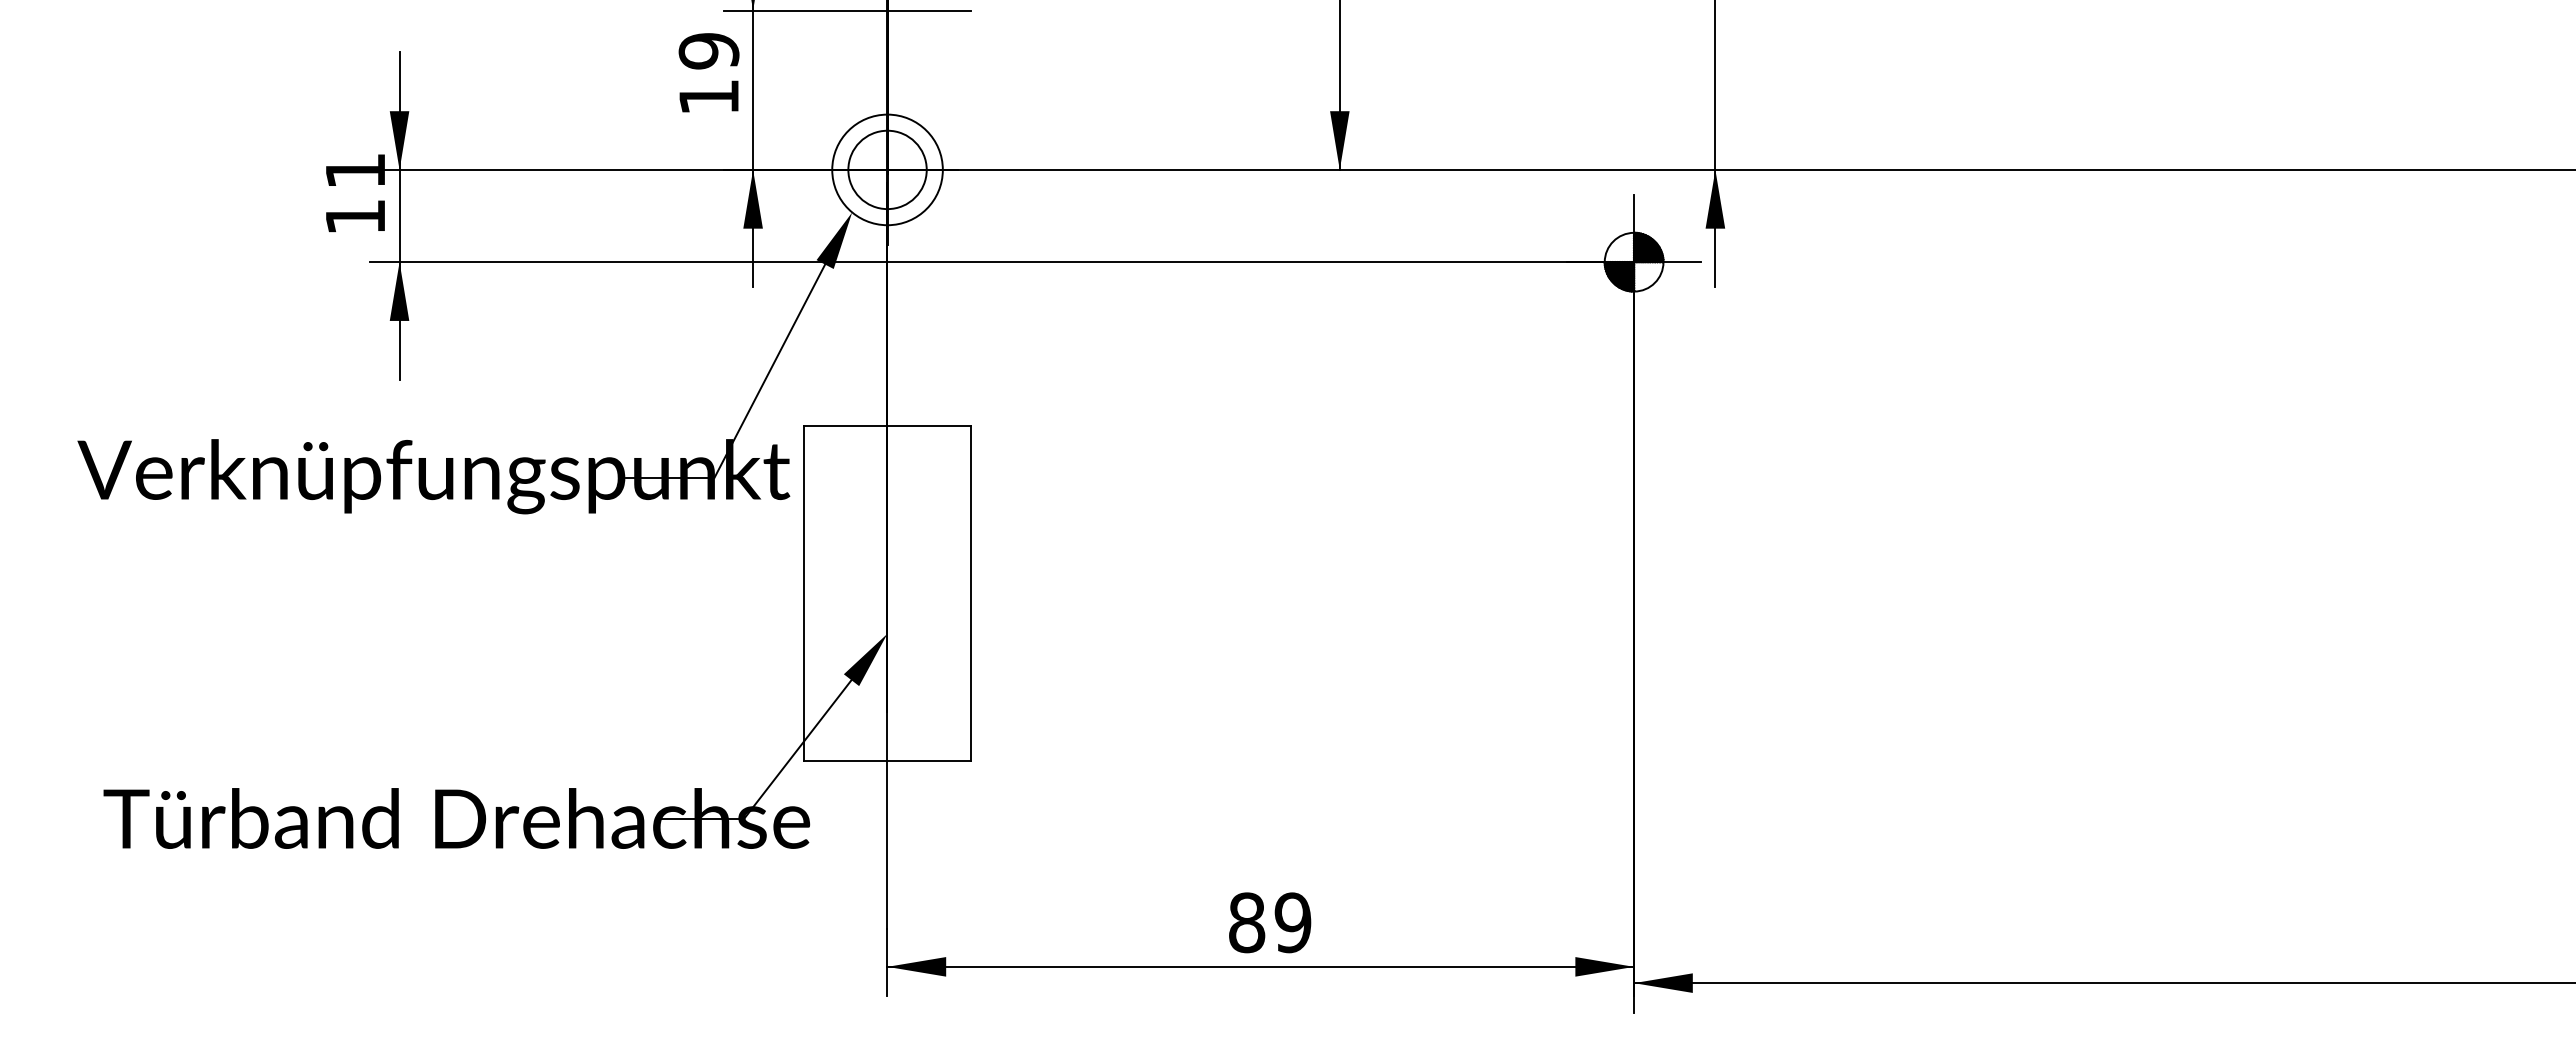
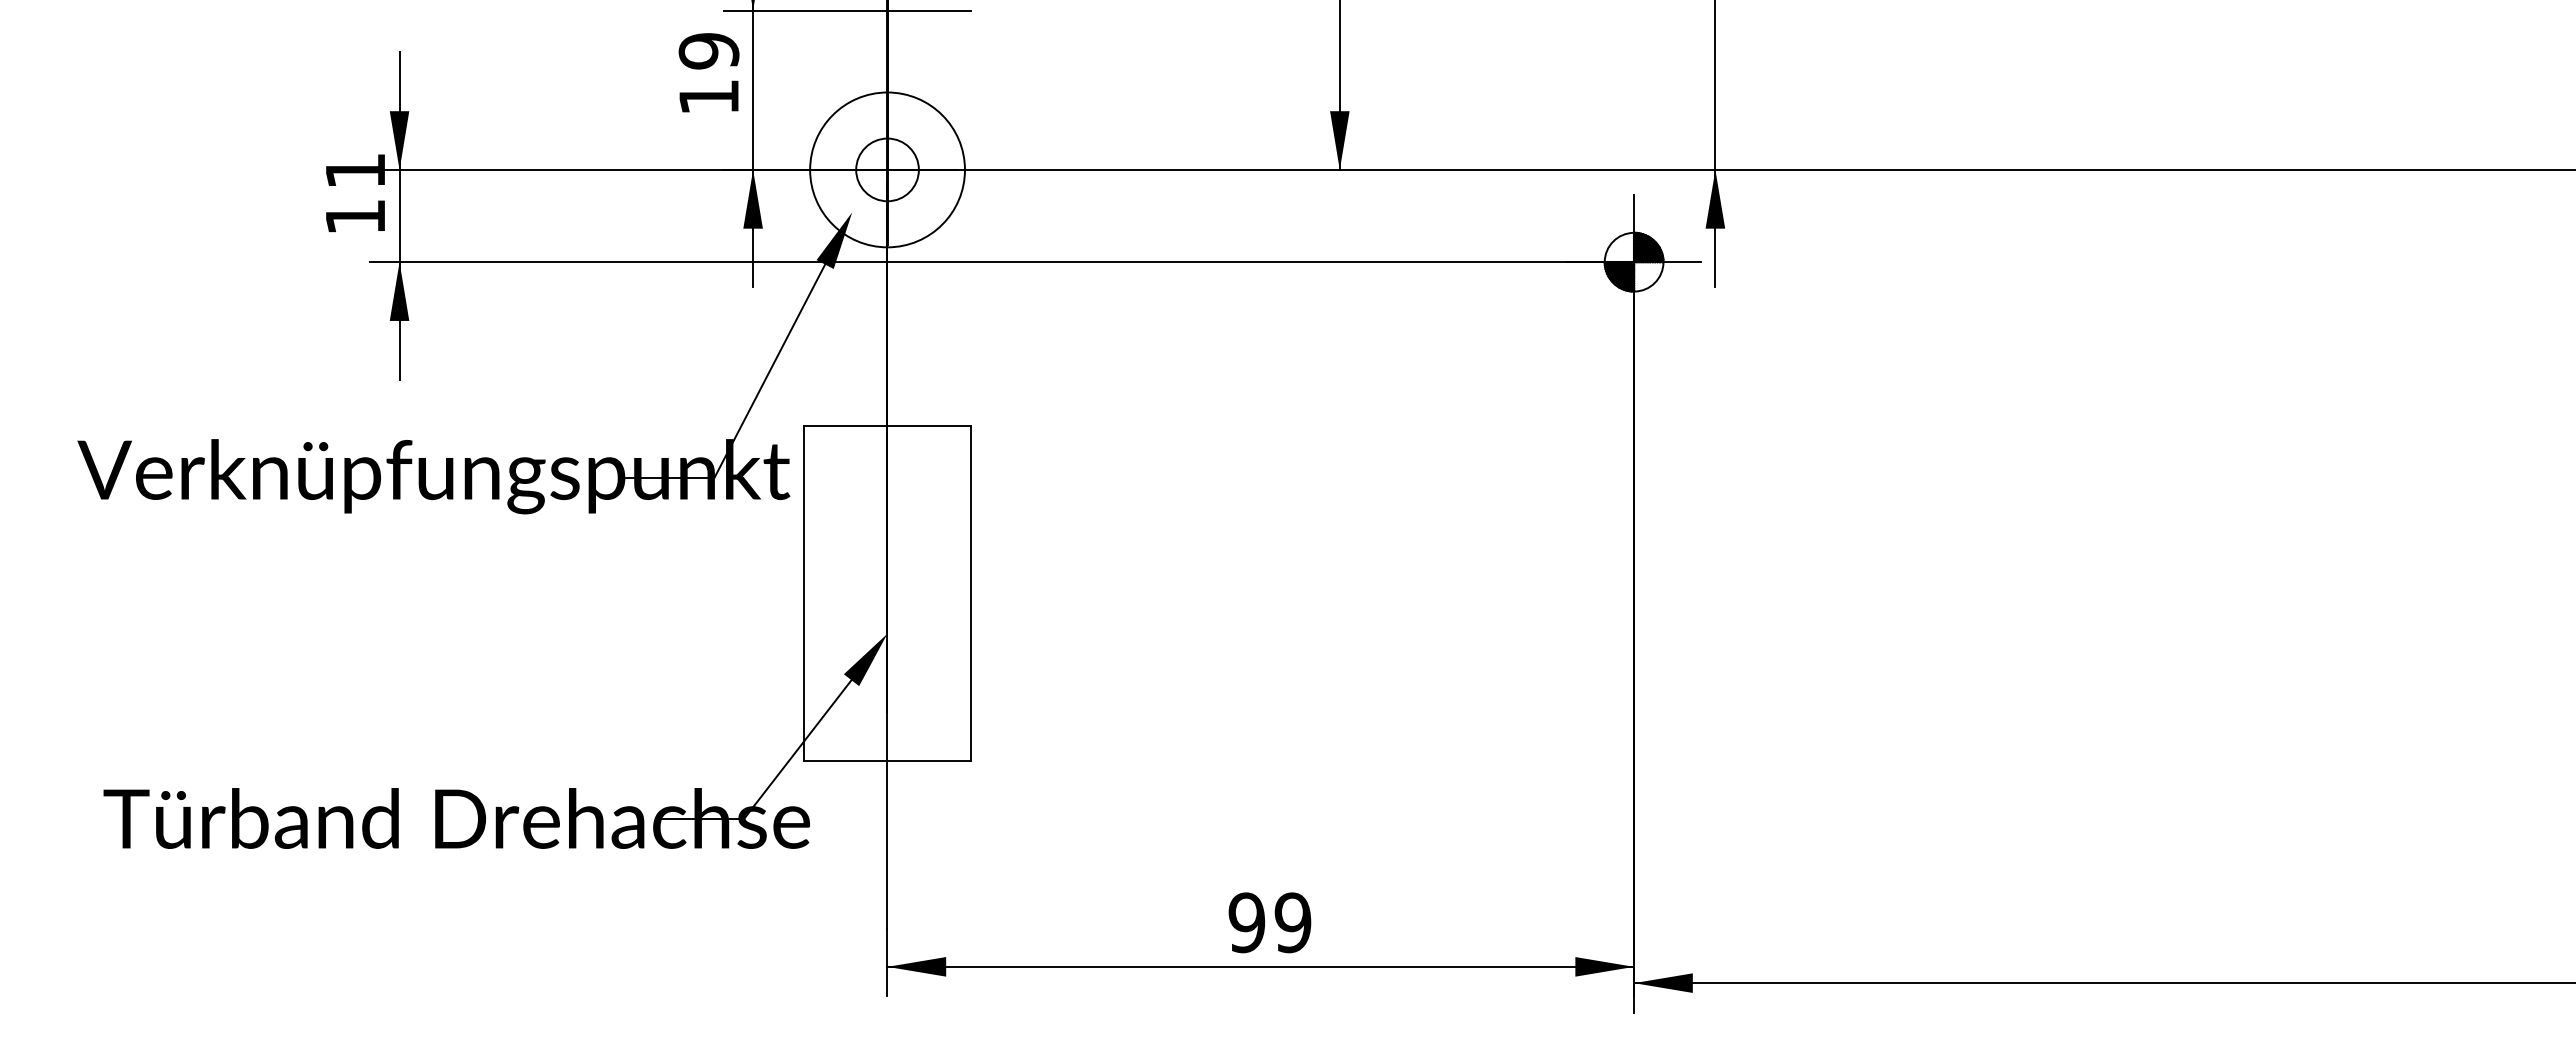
circle diameter: 111 px -> 155 px (887, 169)
circle diameter: 78 px -> 63 px (887, 169)
text: 89 -> 99 (1246, 922)
